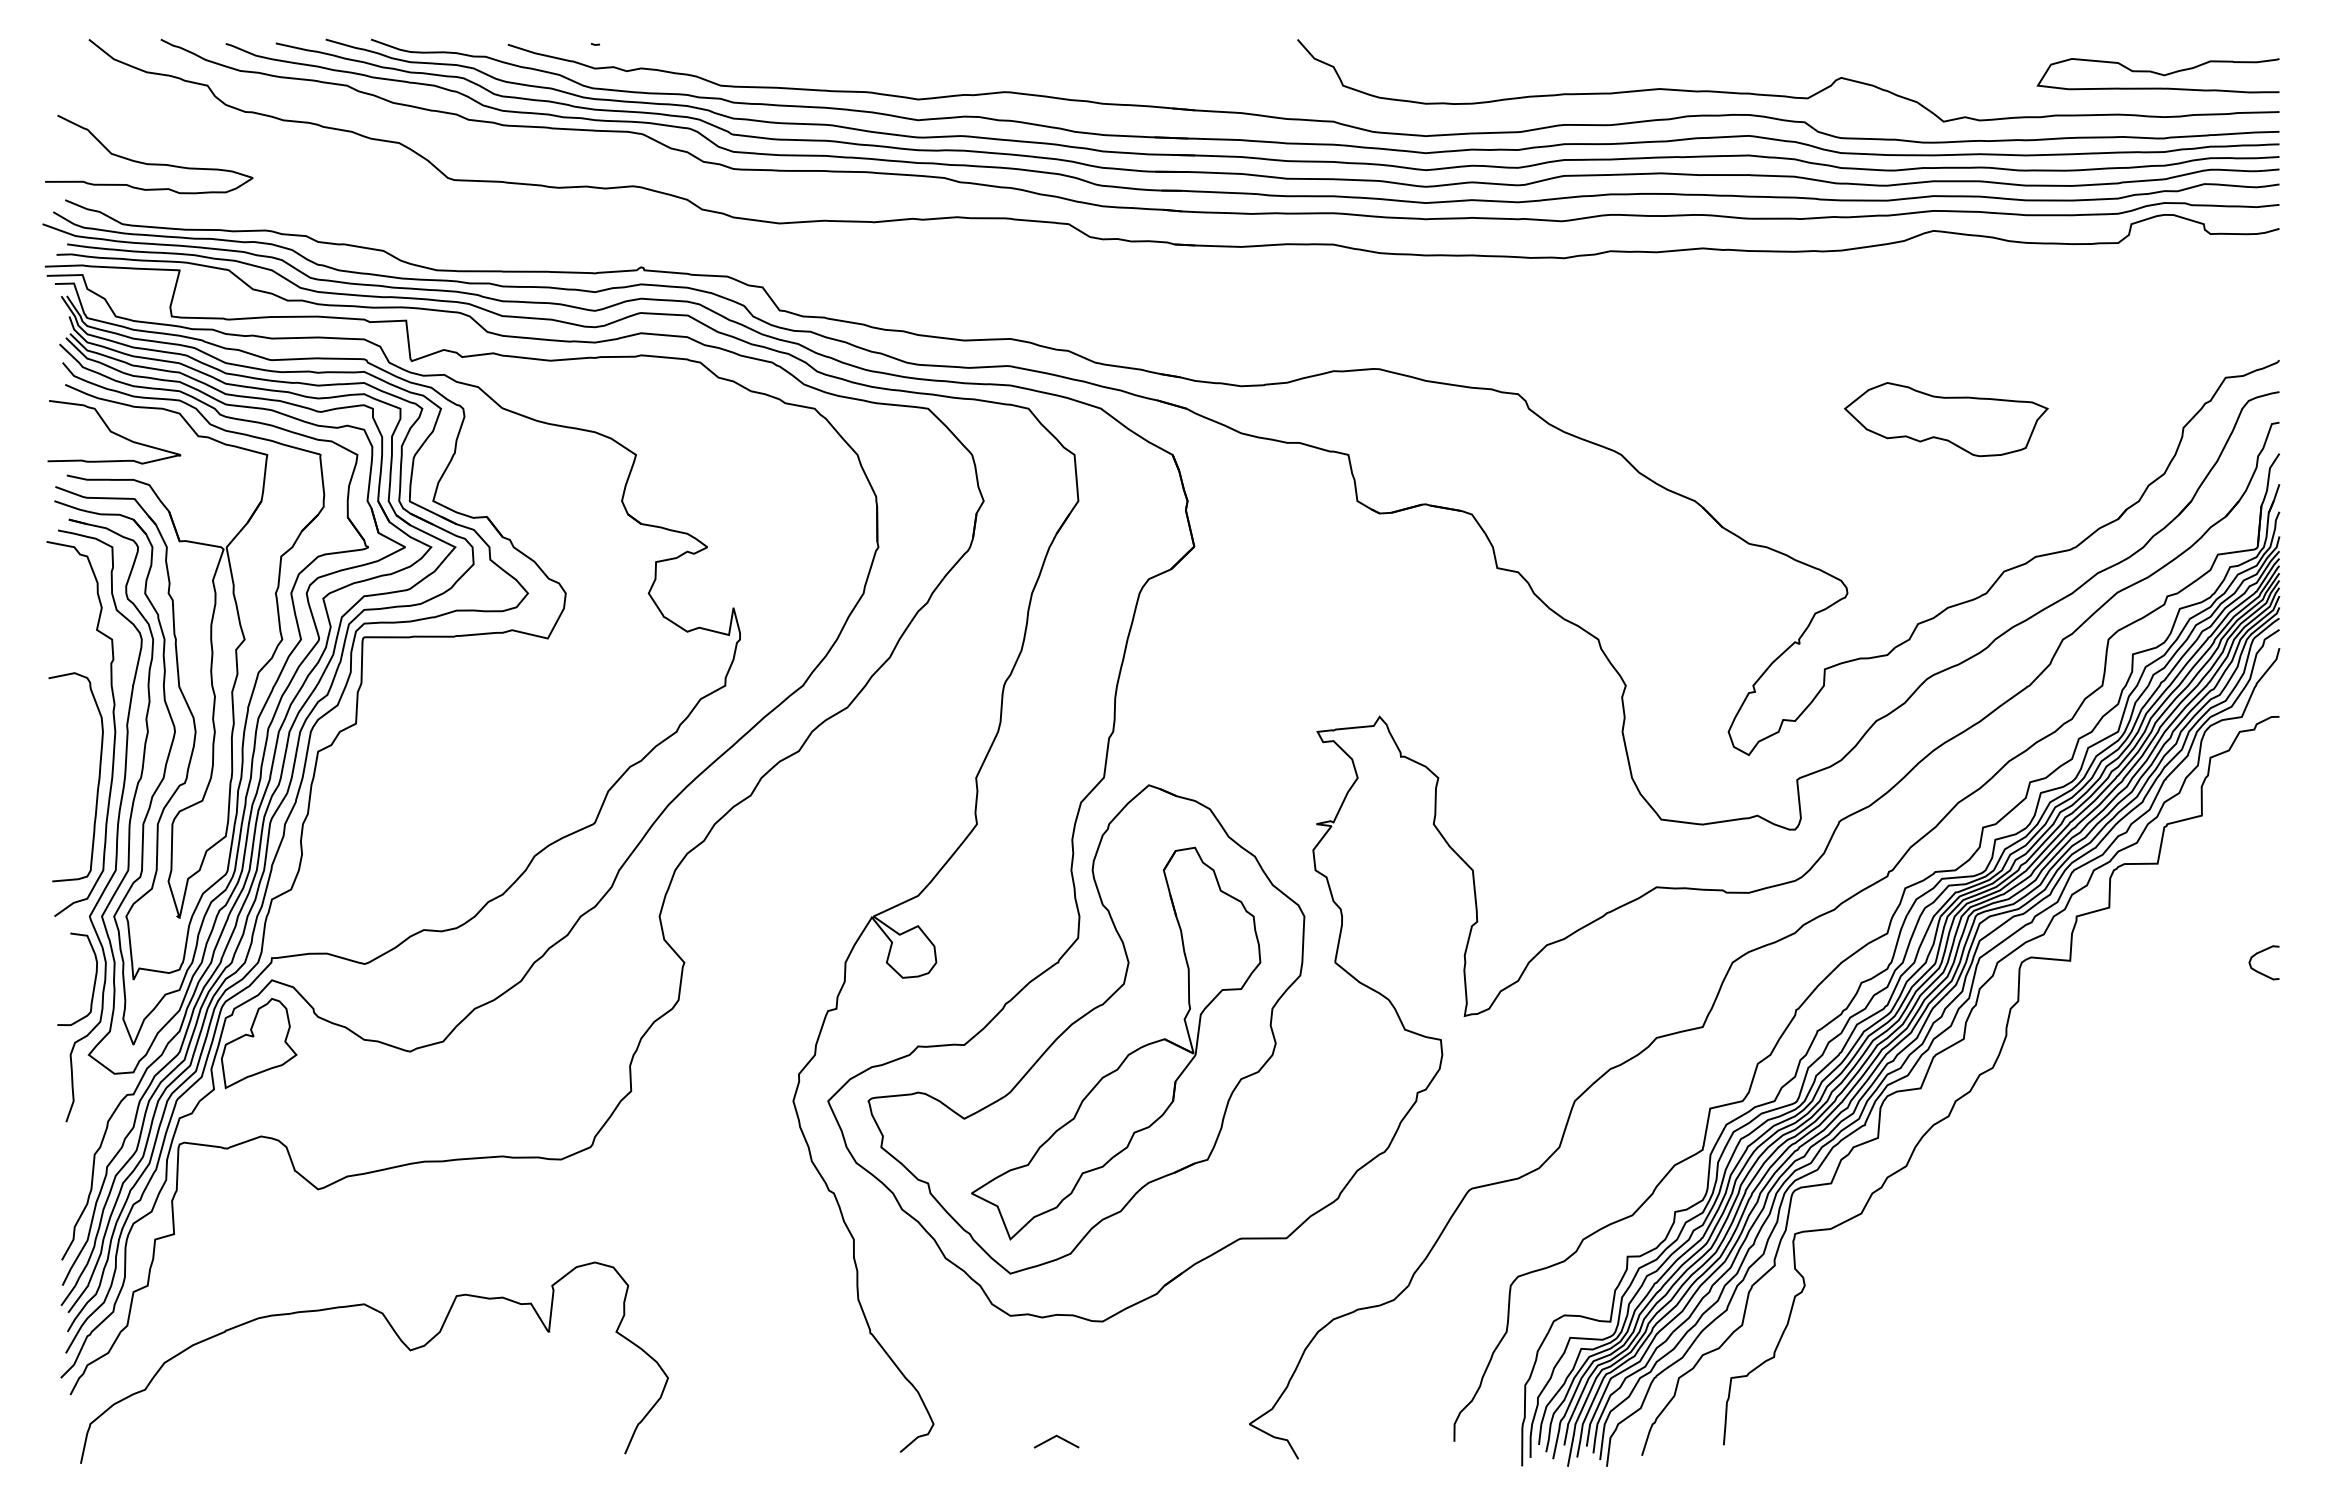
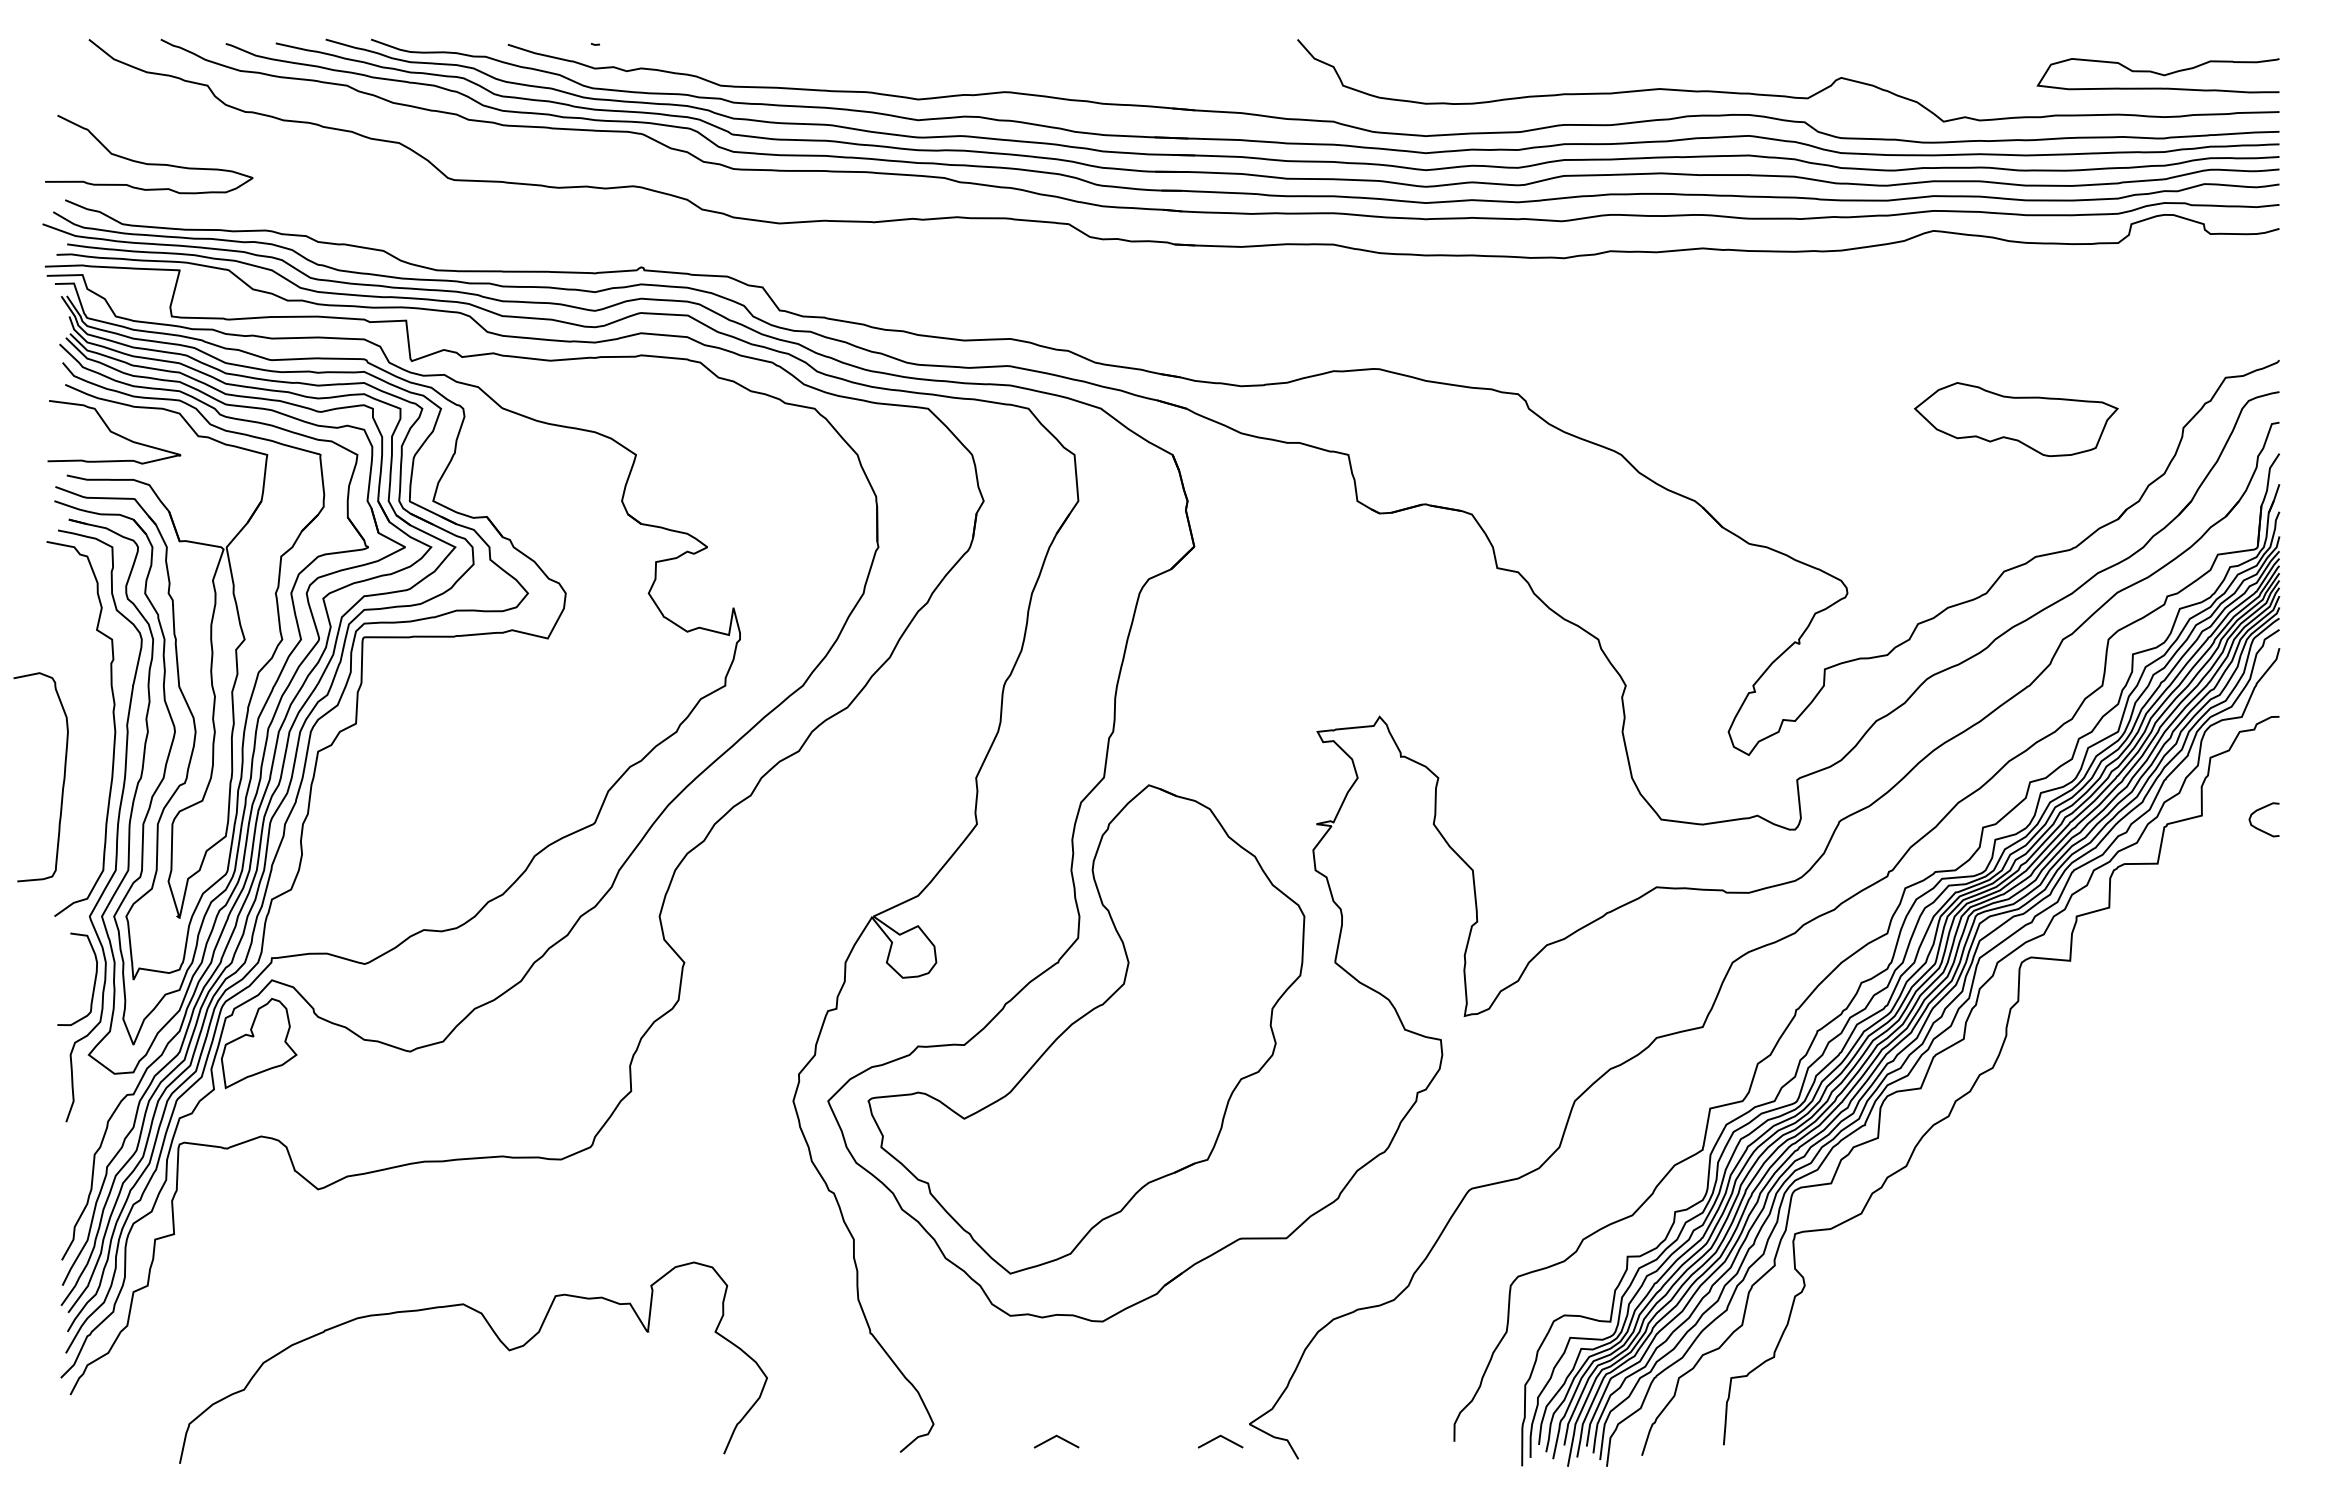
part position: (1946, 419) -> (2016, 419) (2016, 419)
curve position: (97, 783) -> (62, 783) (62, 783)
curve position: (2259, 953) -> (2259, 810) (2259, 810)
part: present -> none (1127, 1054)
curve position: (400, 1341) -> (499, 1341) (499, 1341)
line: none -> present (1219, 1437)
